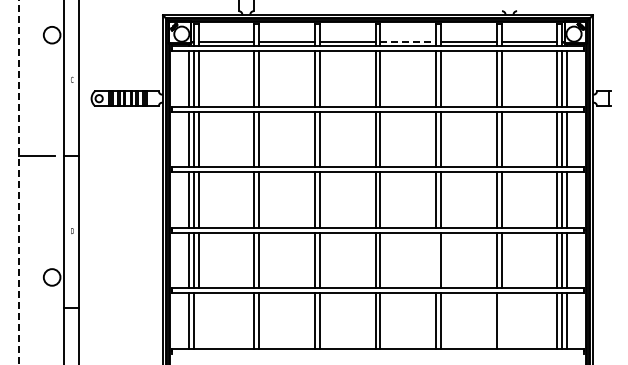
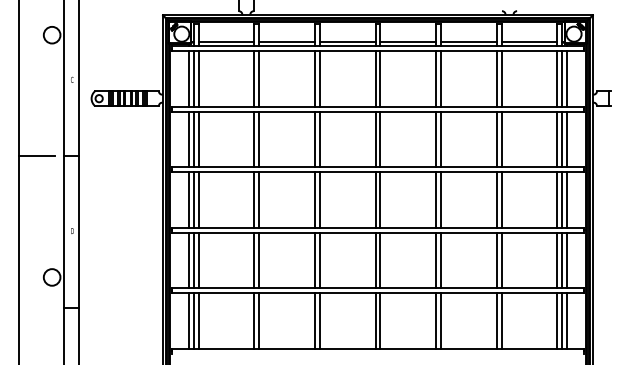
line: dashed -> solid (408, 41)
line: dashed -> solid (18, 182)
line: none -> present (436, 260)
line: none -> present (198, 320)
line: none -> present (501, 320)
